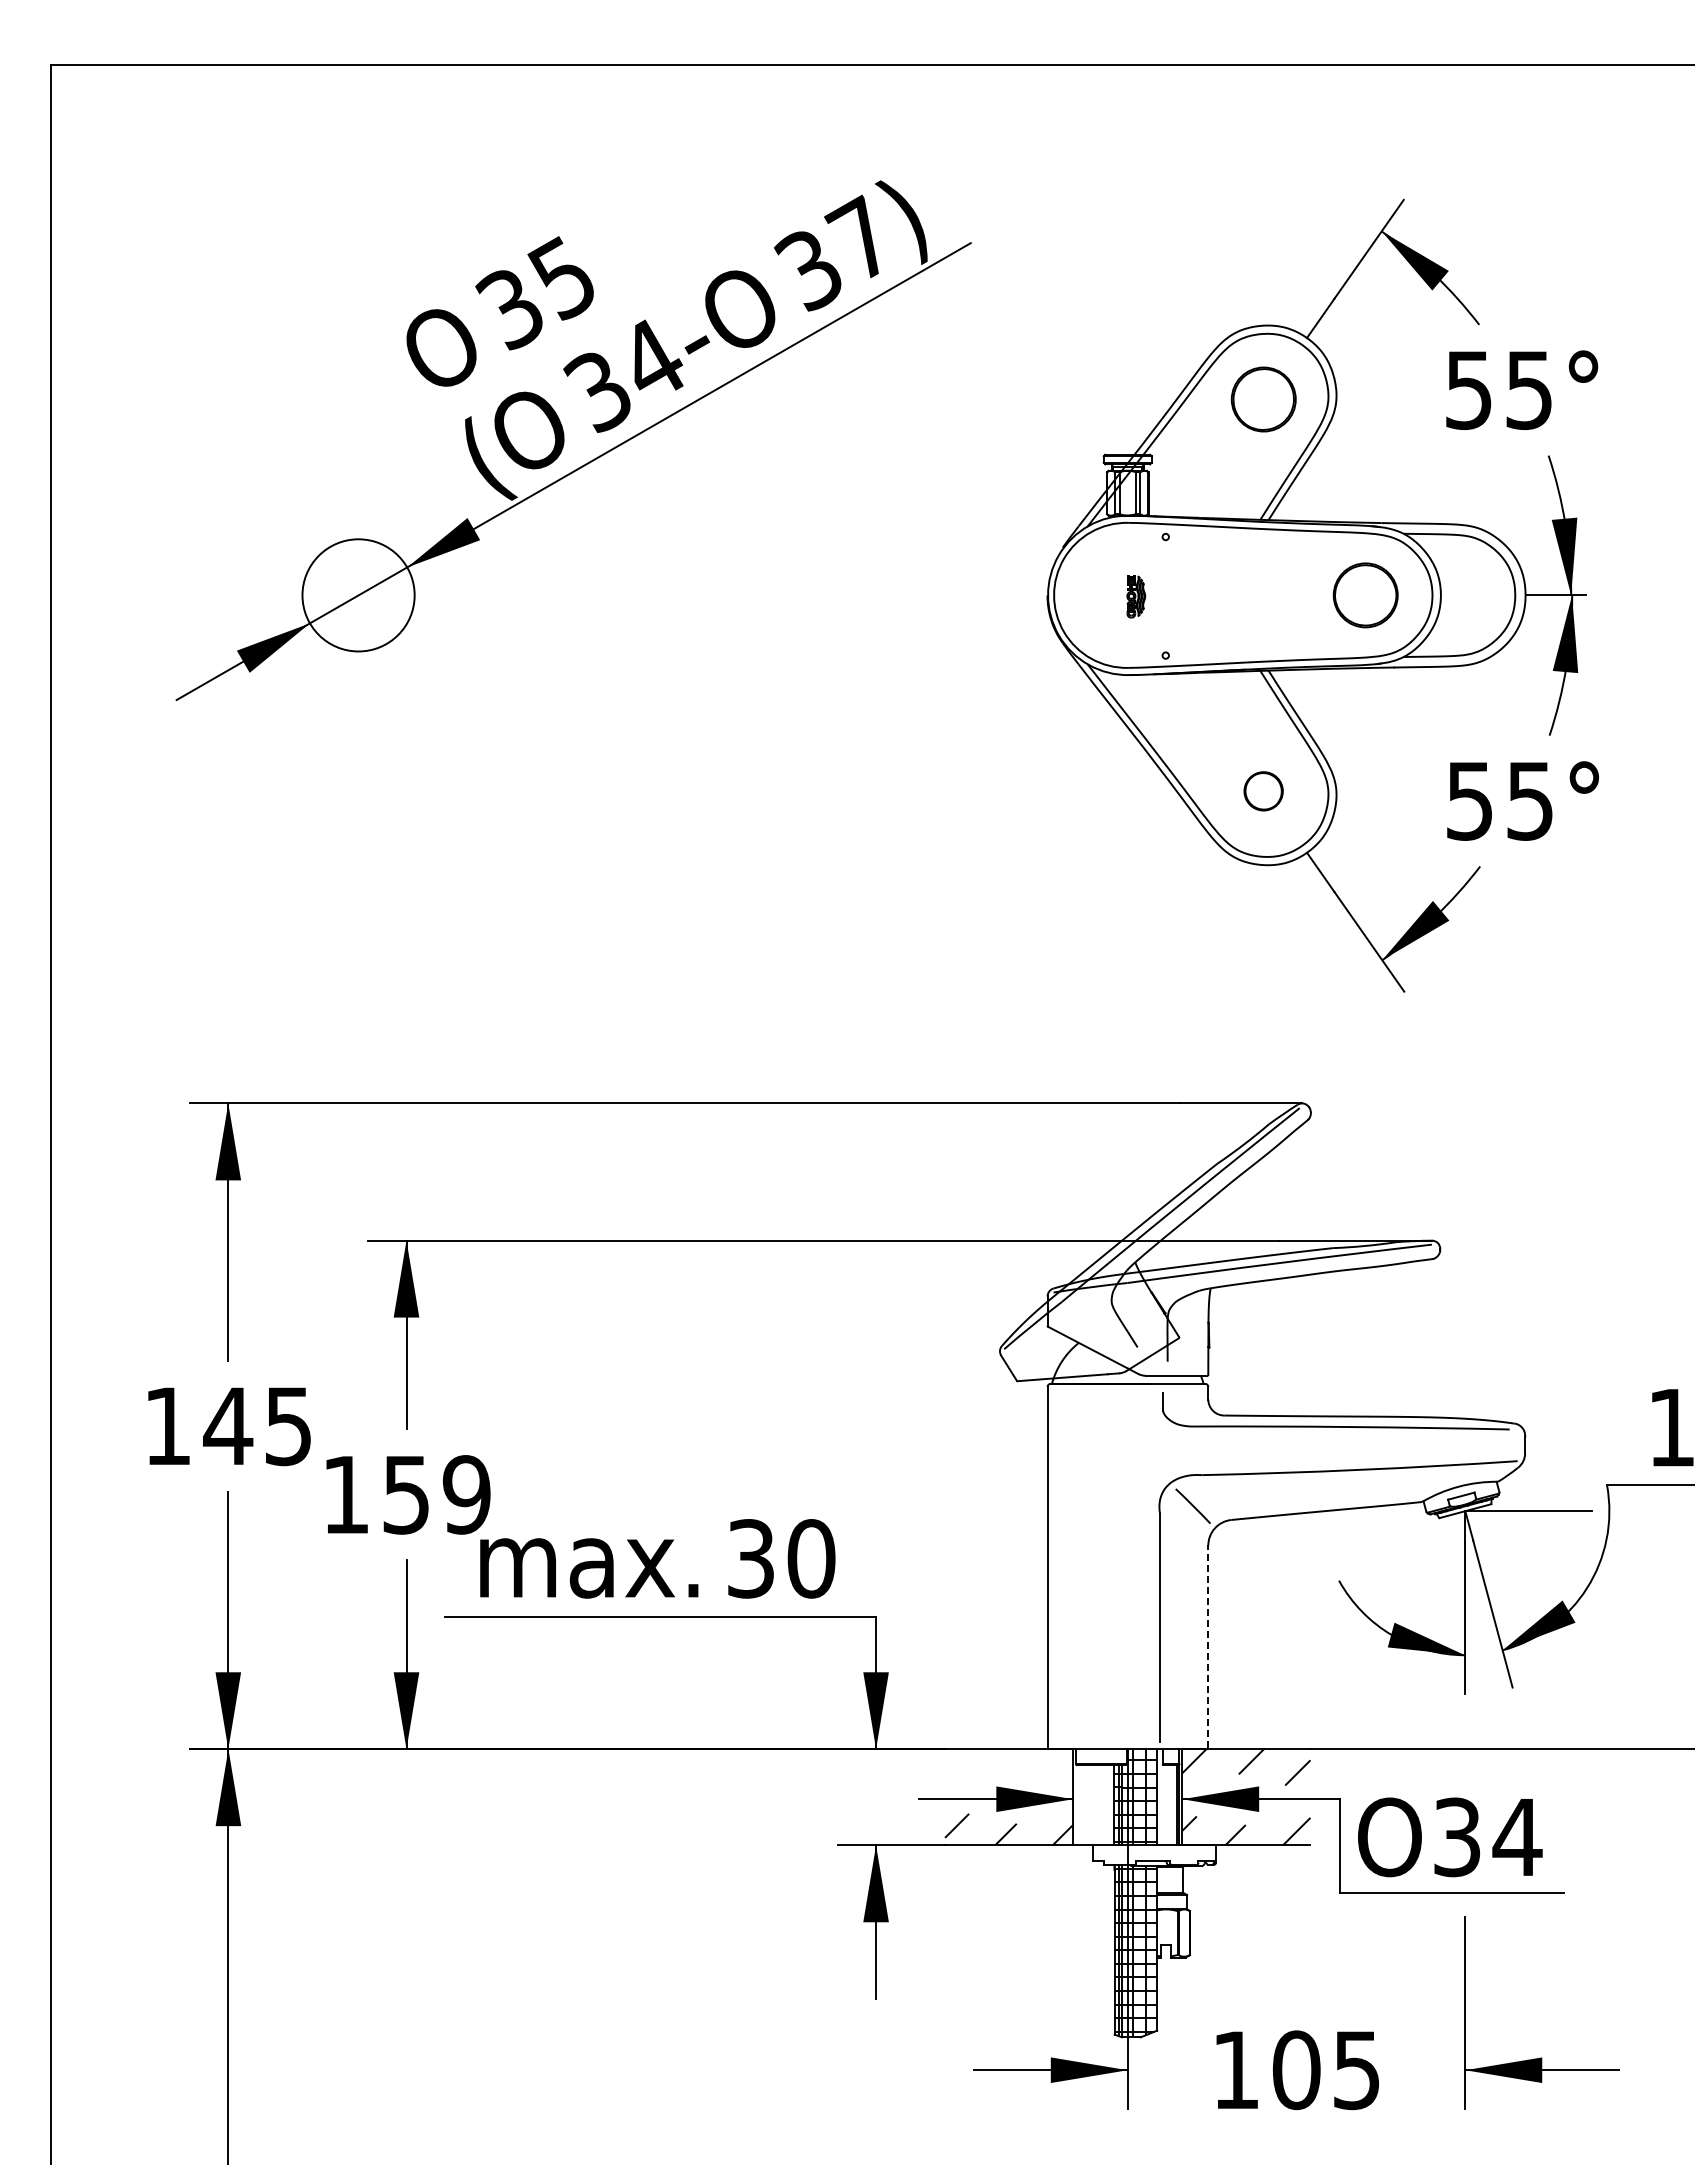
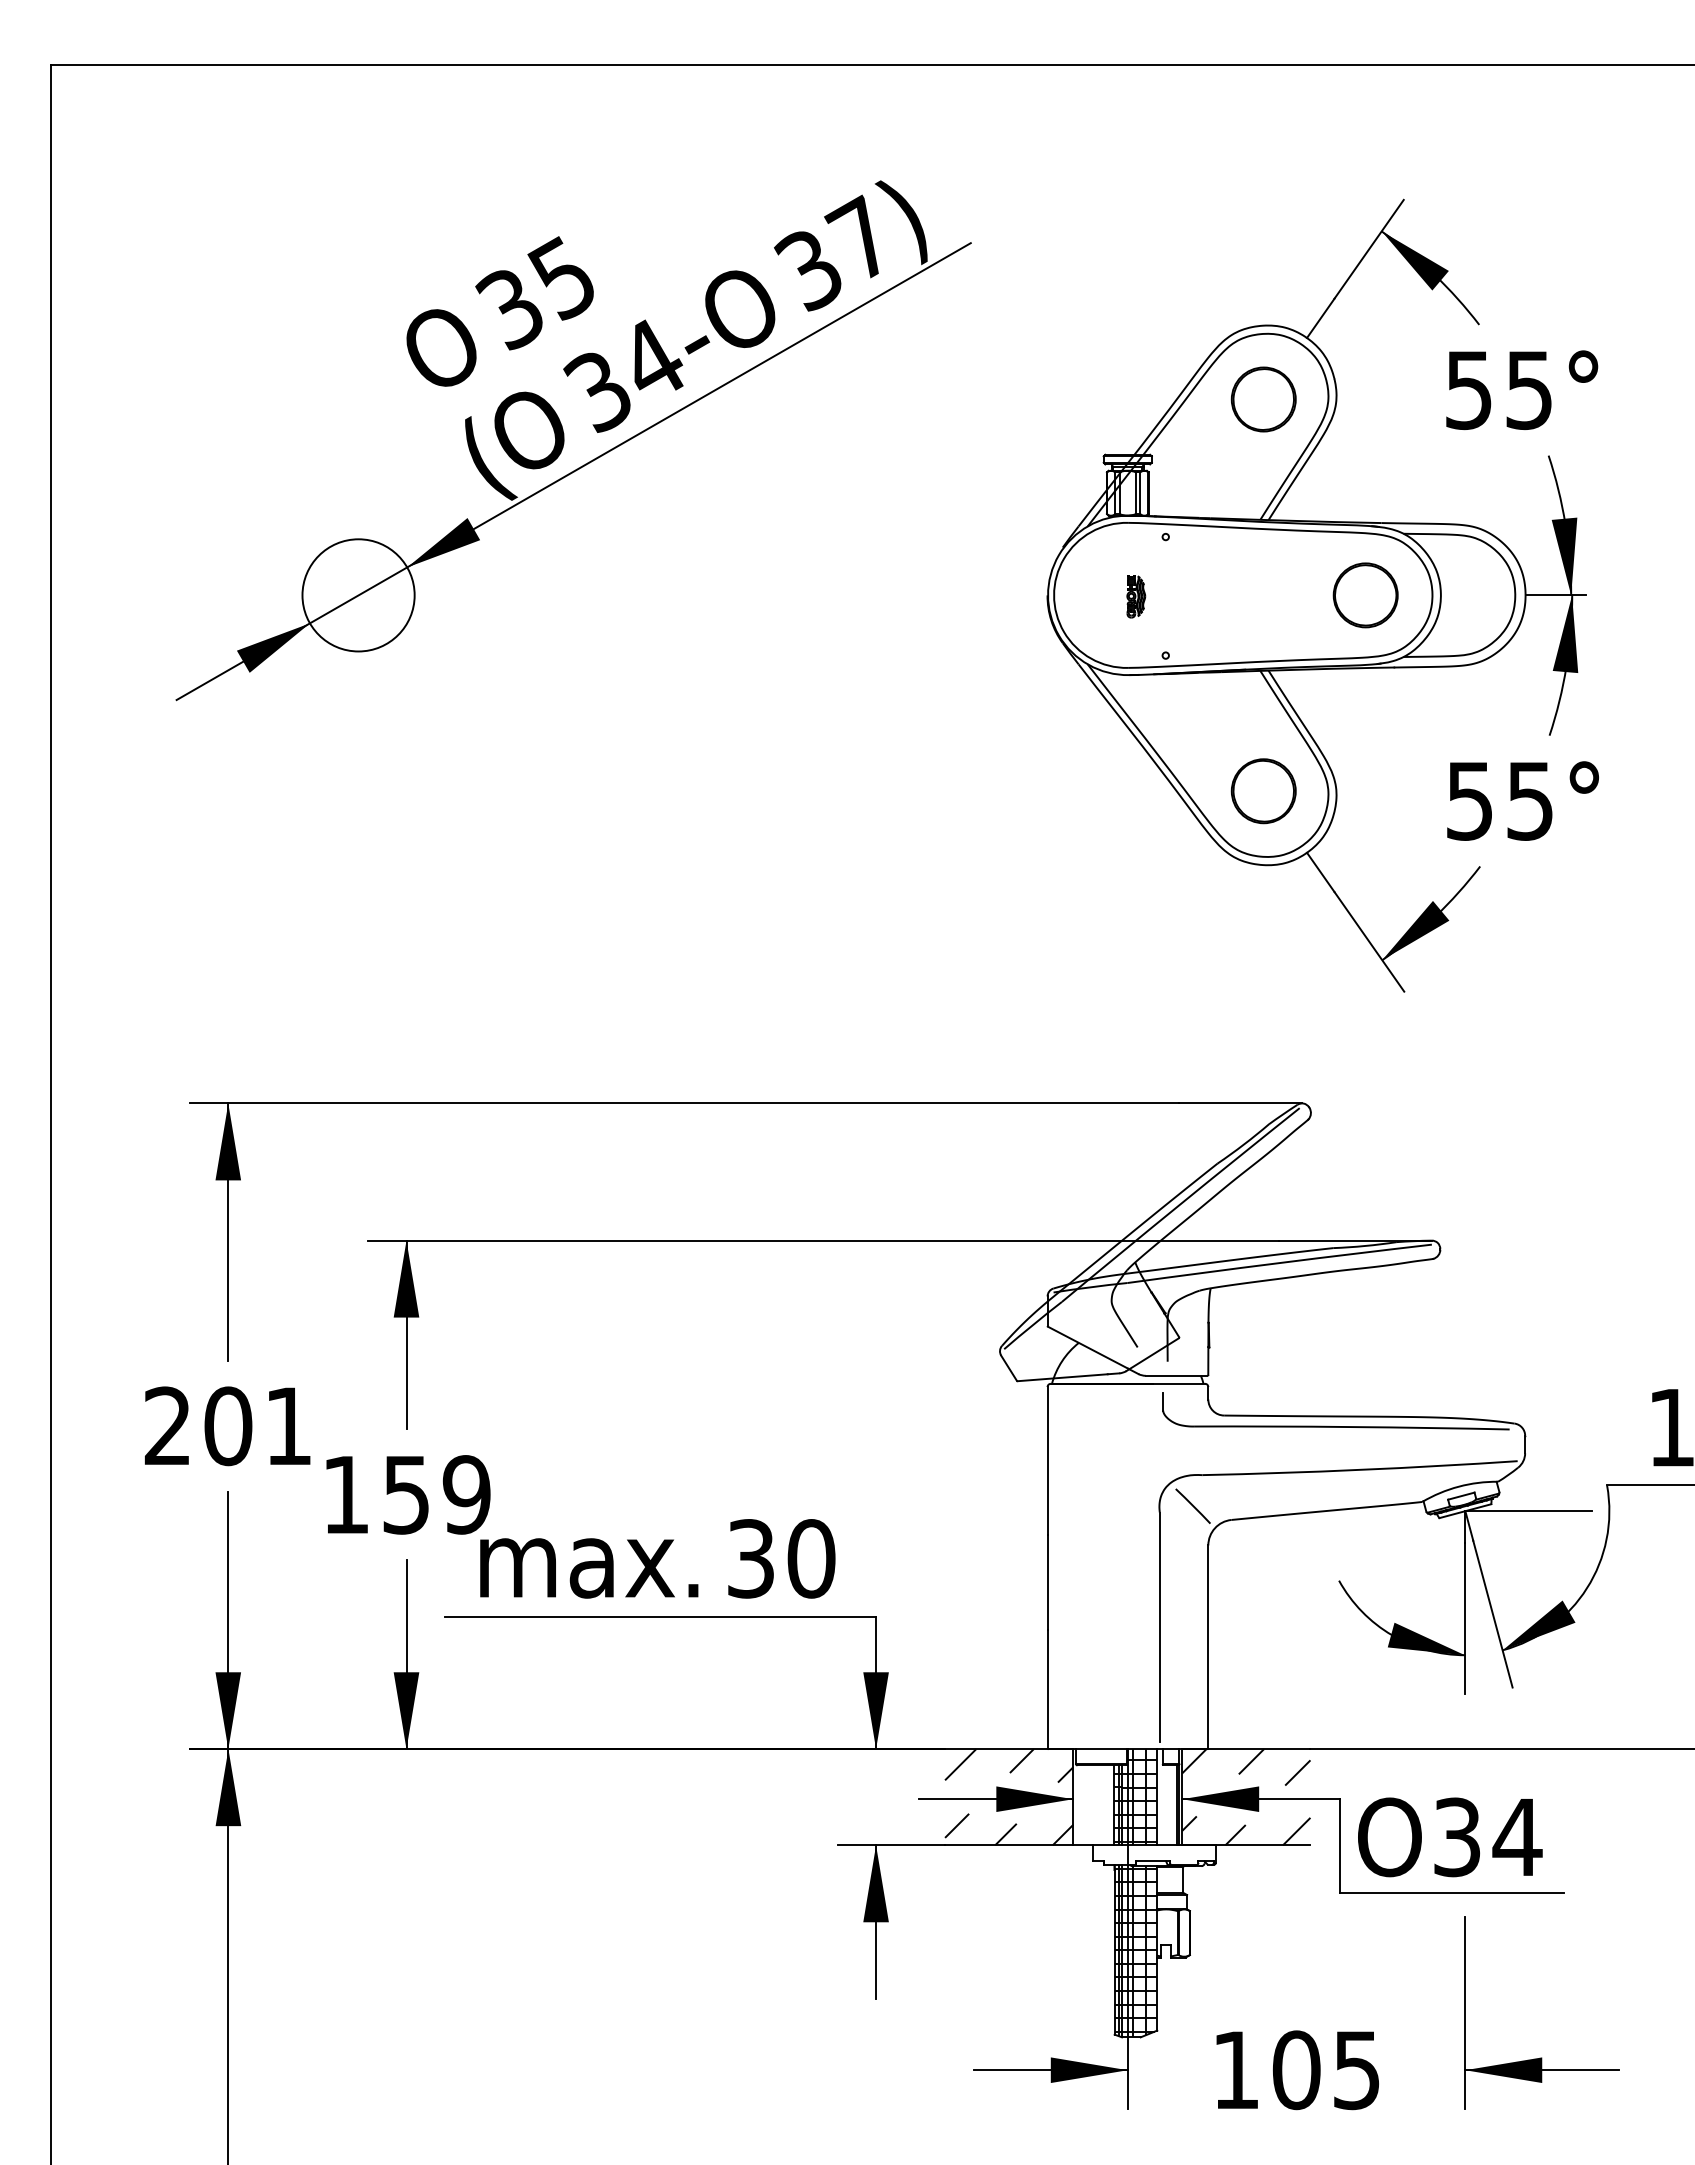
part size: 41x41 px -> 67x67 px (1263, 791)
text: 145 -> 201 (227, 1426)
line: dashed -> solid (1208, 1646)
hatch: none -> present (1009, 1765)
